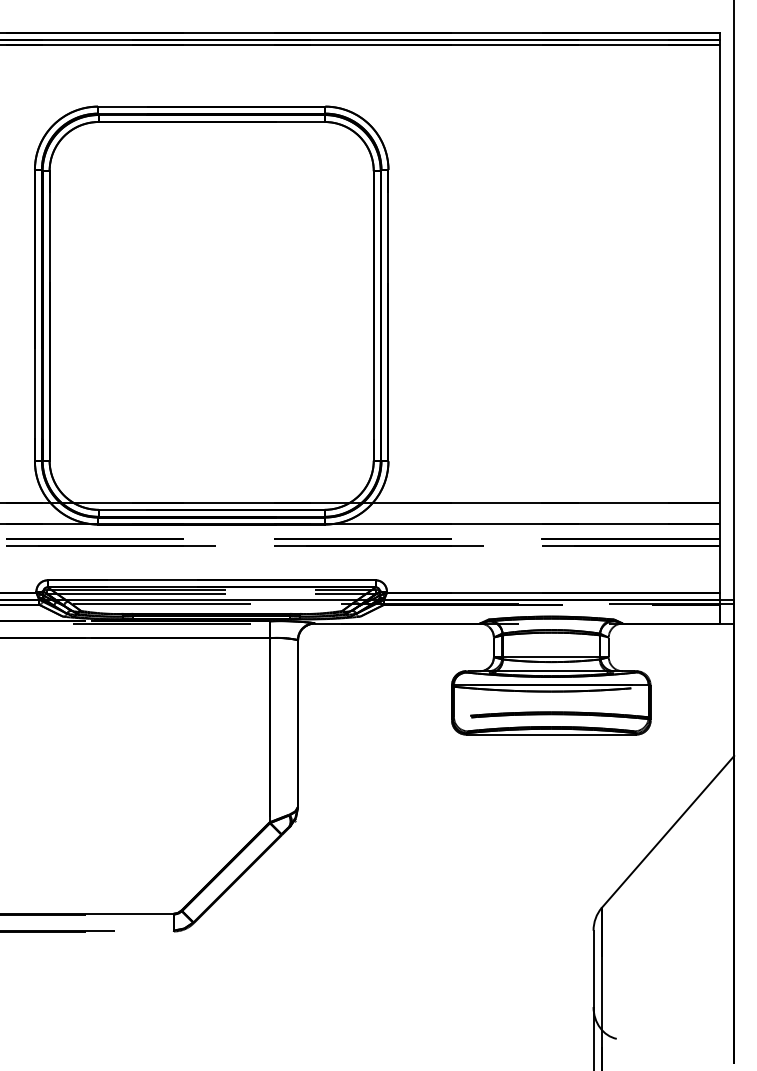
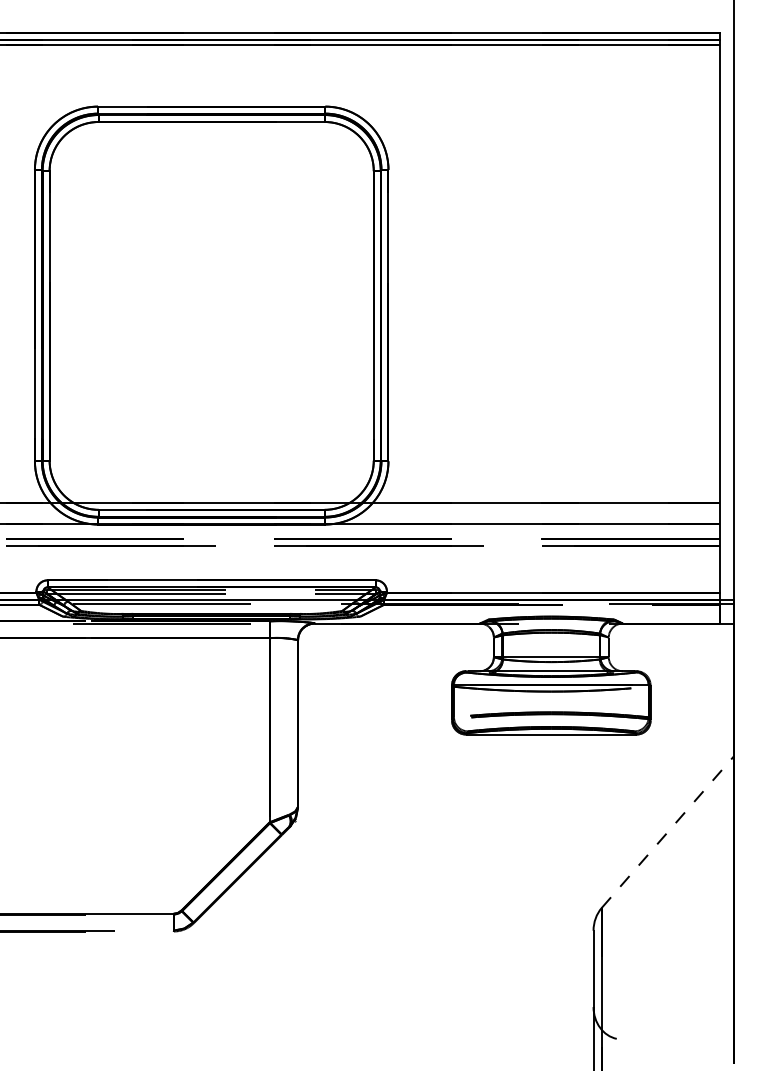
line: solid -> dashed (667, 831)
